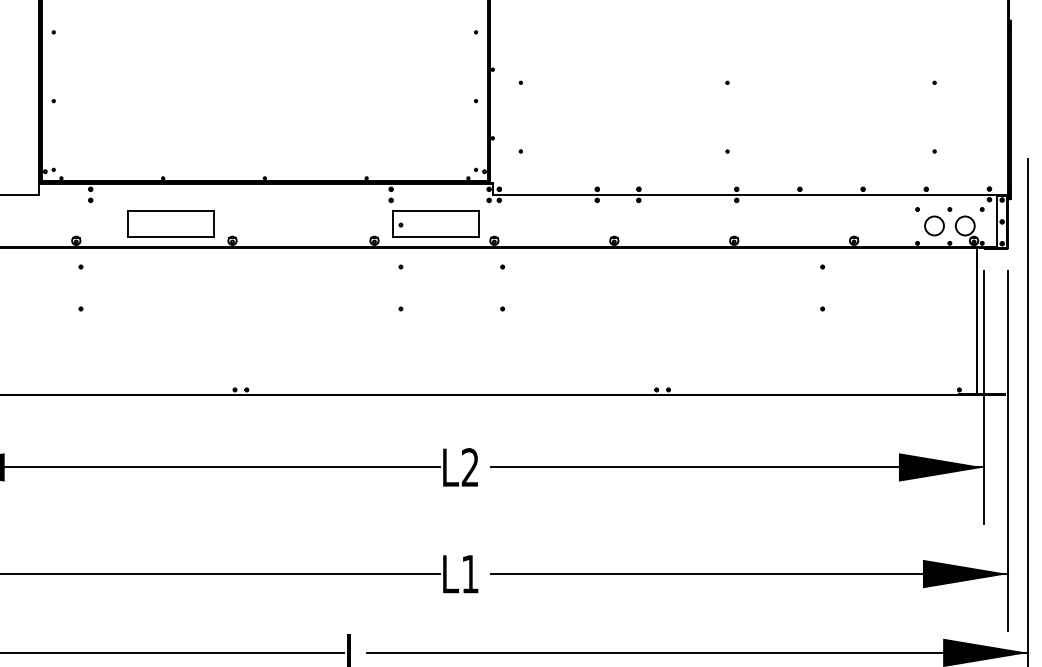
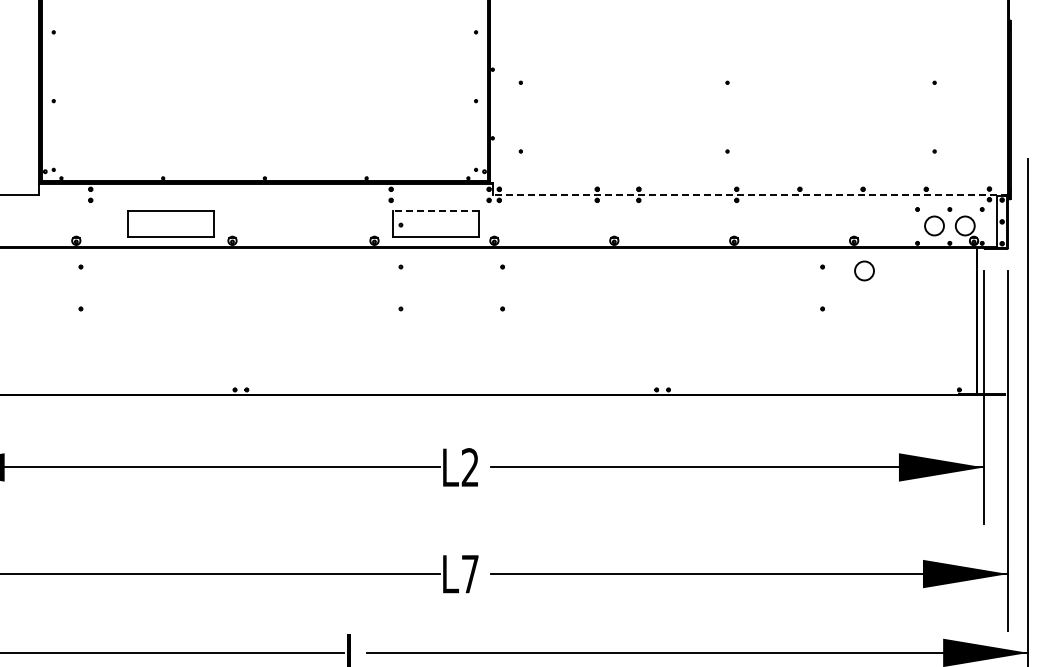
line: solid -> dashed (750, 194)
line: solid -> dashed (436, 211)
circle: none -> present (864, 270)
text: L1 -> L7 (470, 574)
